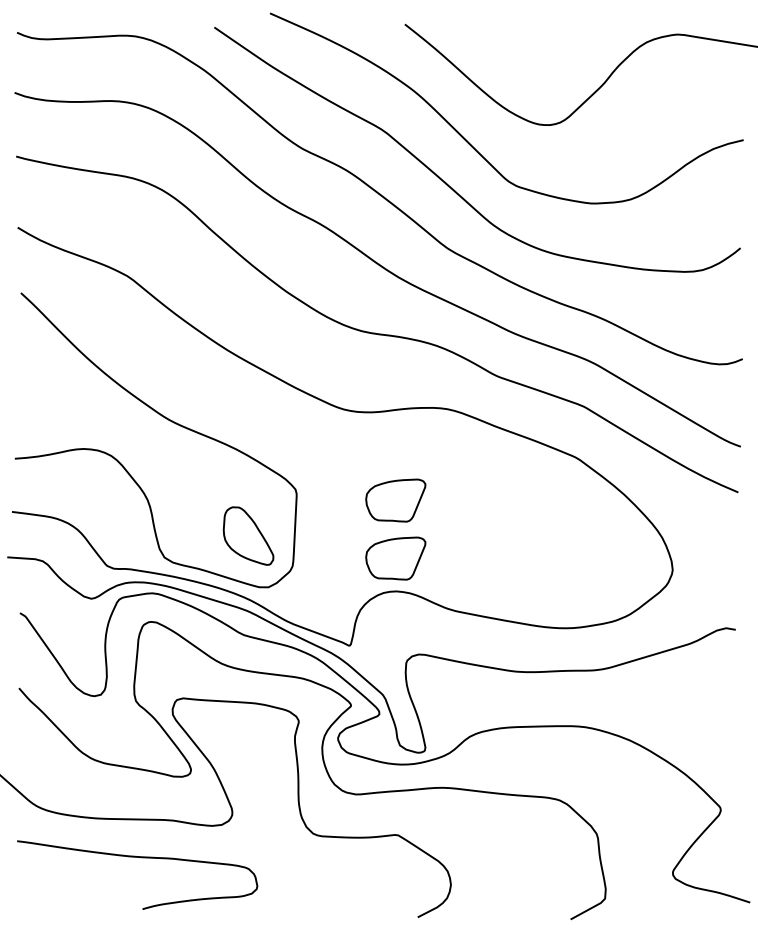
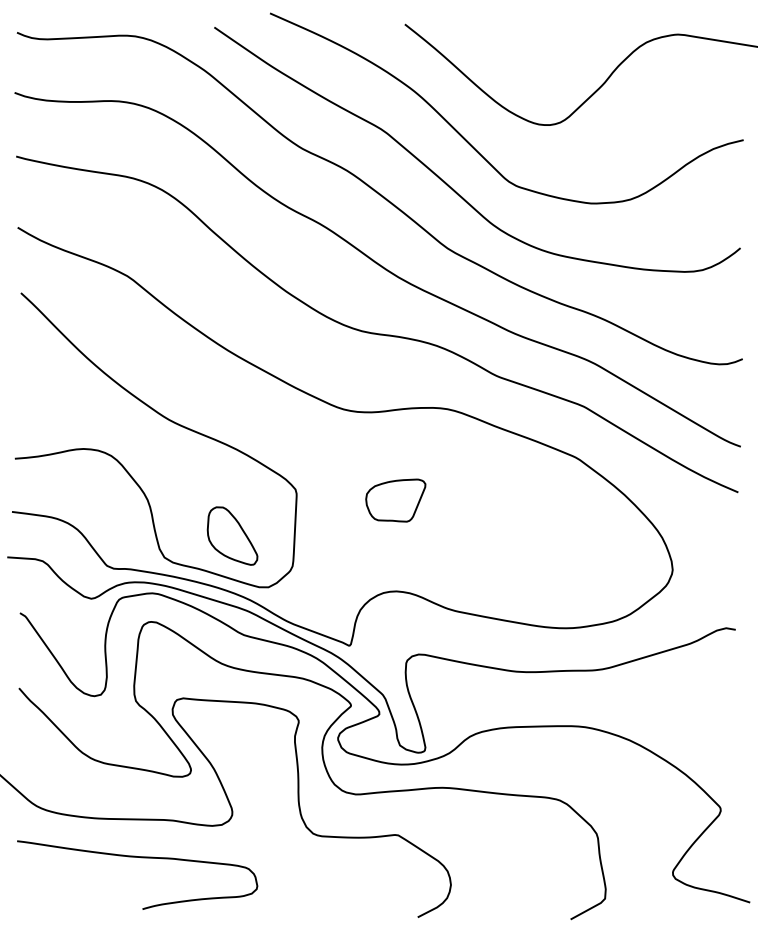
part position: (248, 535) -> (232, 535) (232, 535)
part: present -> none (395, 558)
